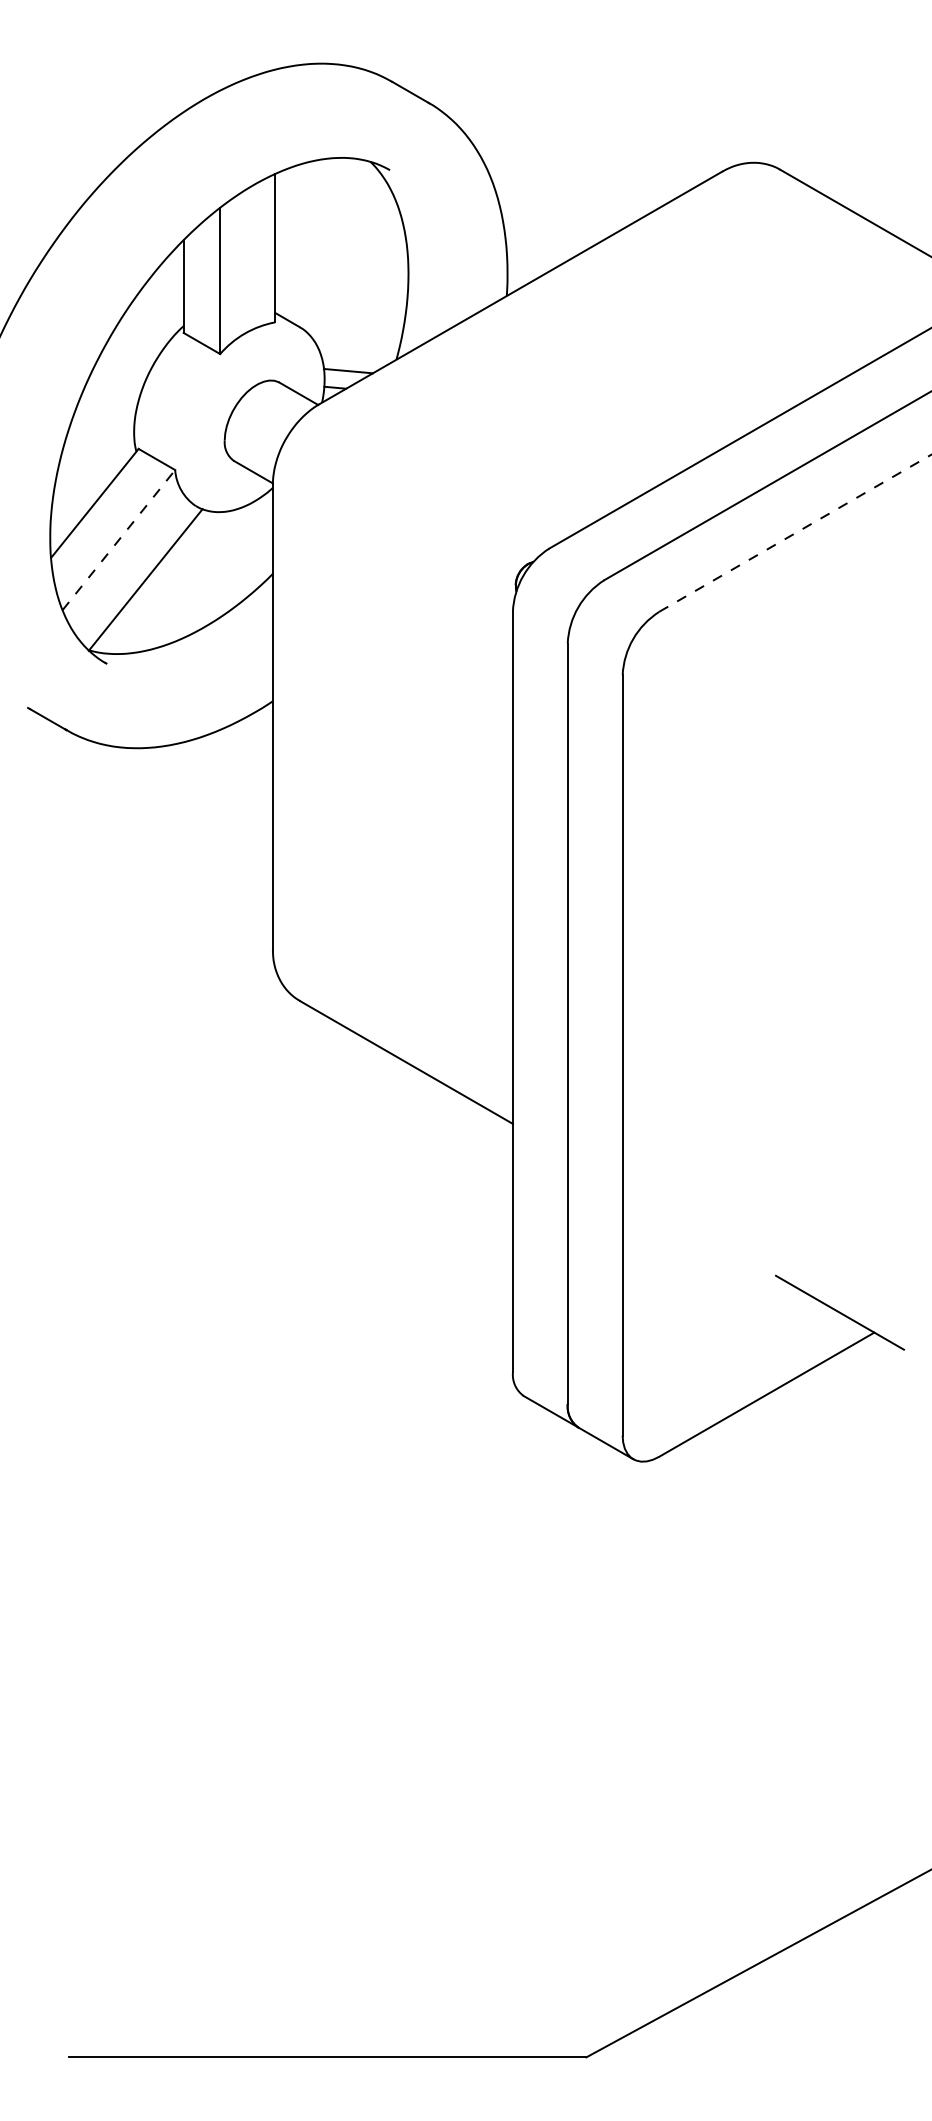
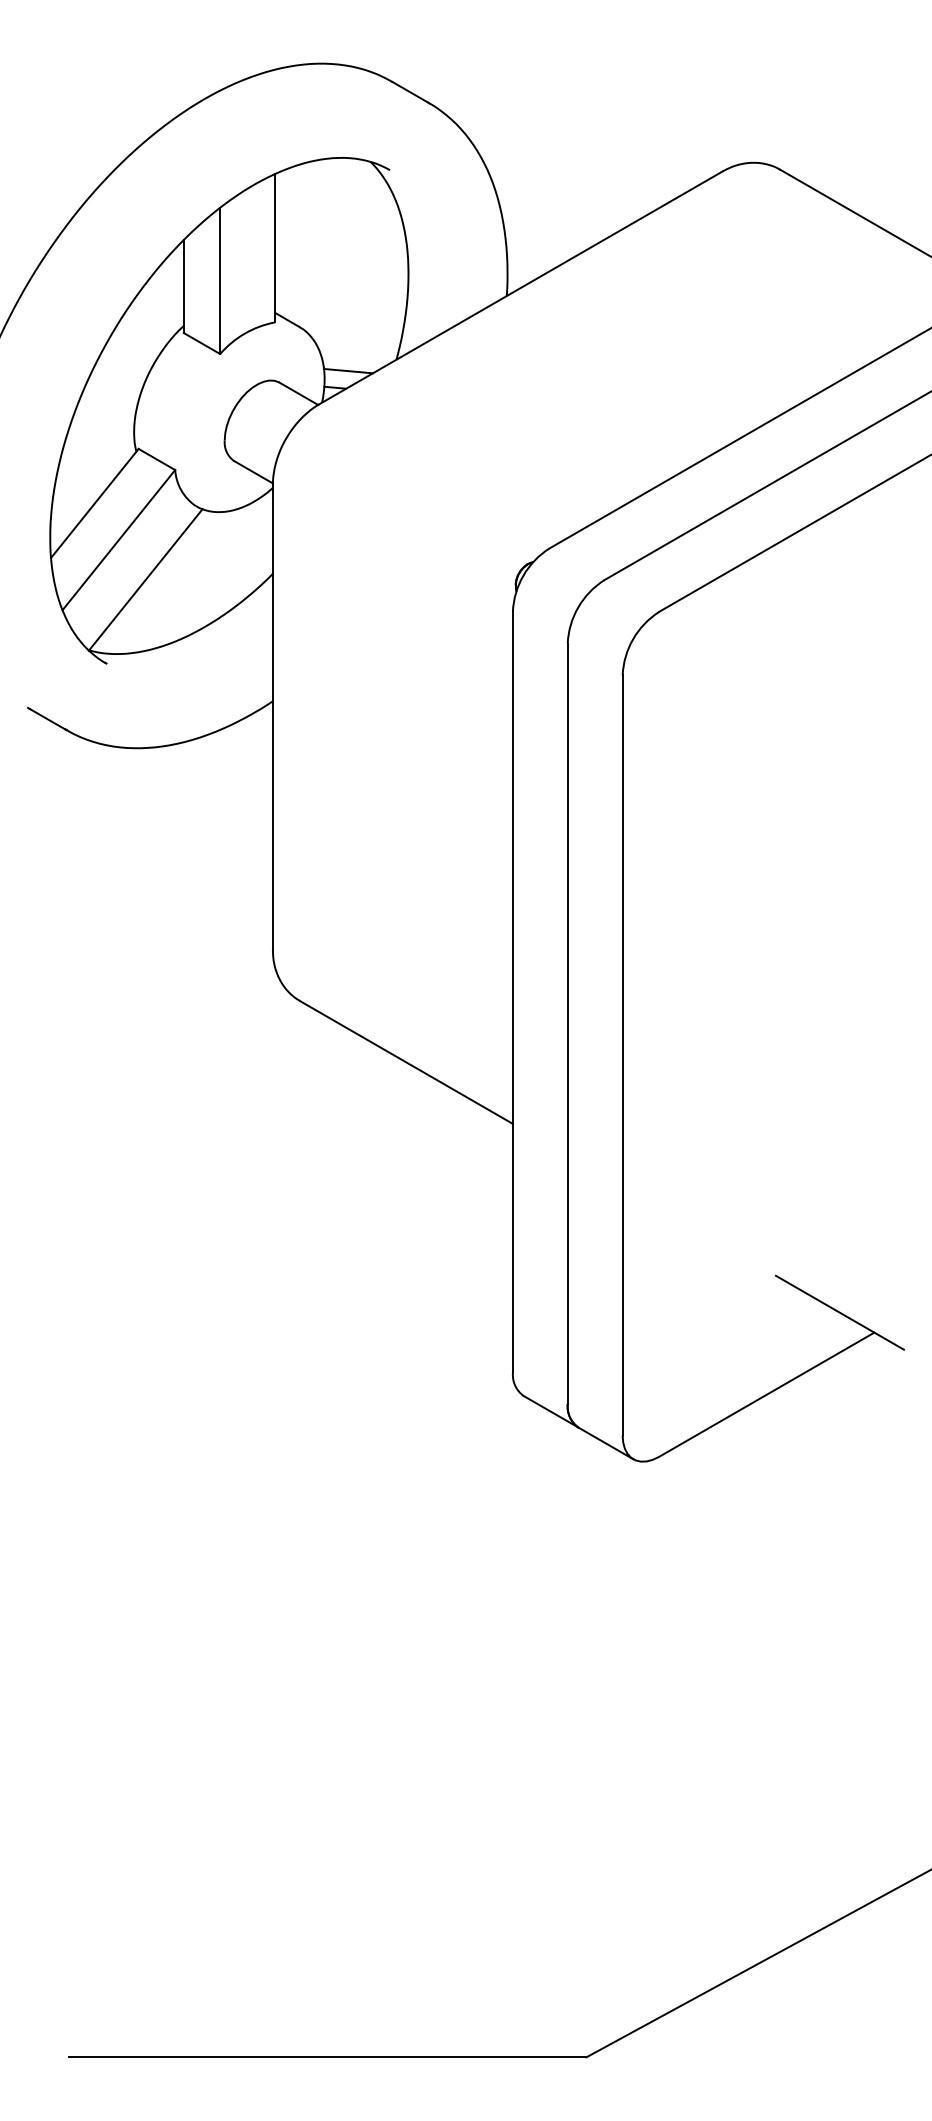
line: dashed -> solid (795, 532)
line: dashed -> solid (118, 540)
